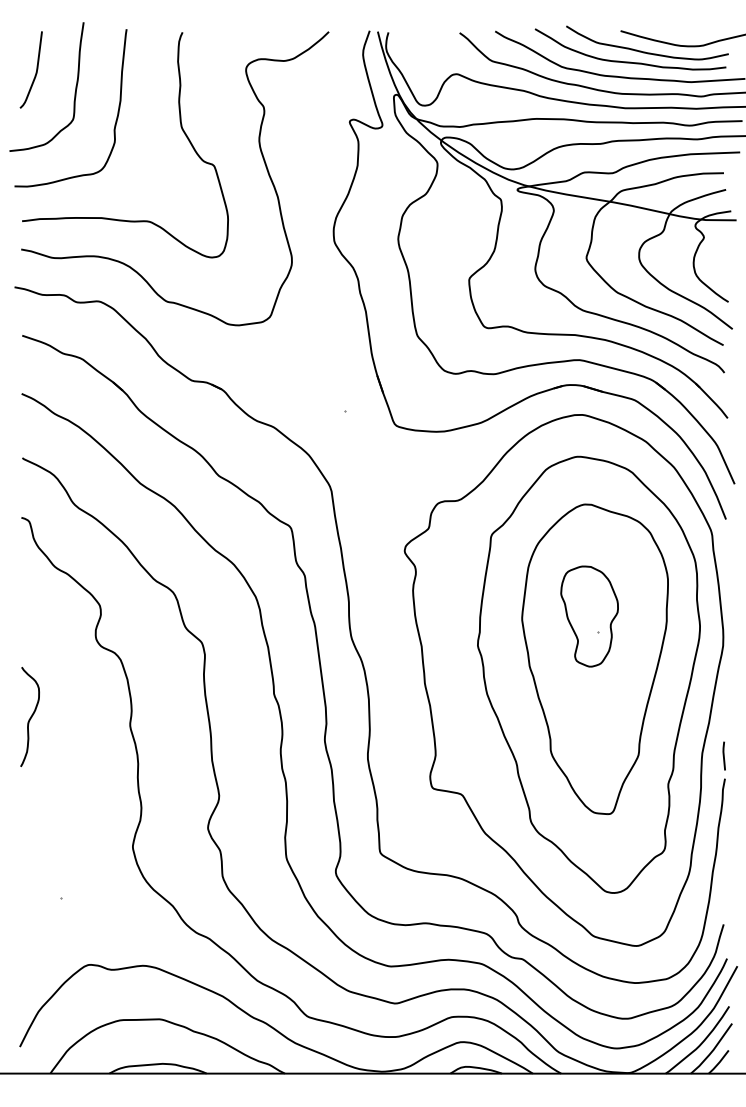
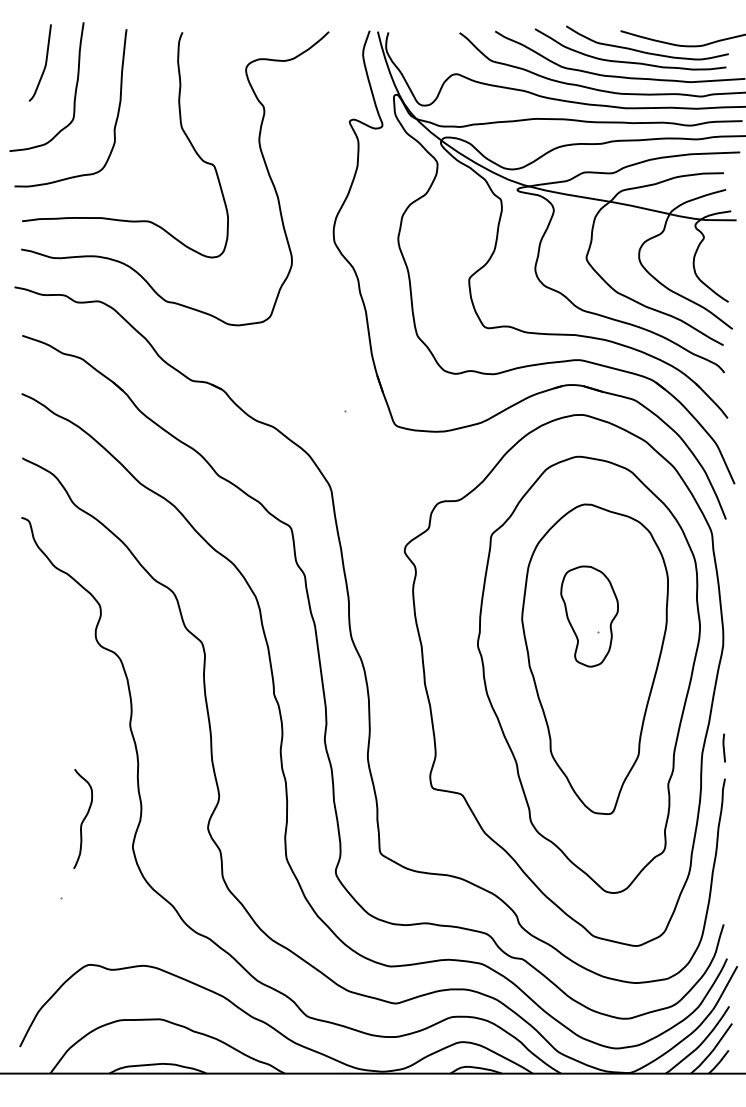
curve position: (35, 72) -> (44, 65) (44, 65)
curve position: (30, 716) -> (83, 818) (83, 818)
line position: (723, 755) -> (723, 747) (723, 747)
